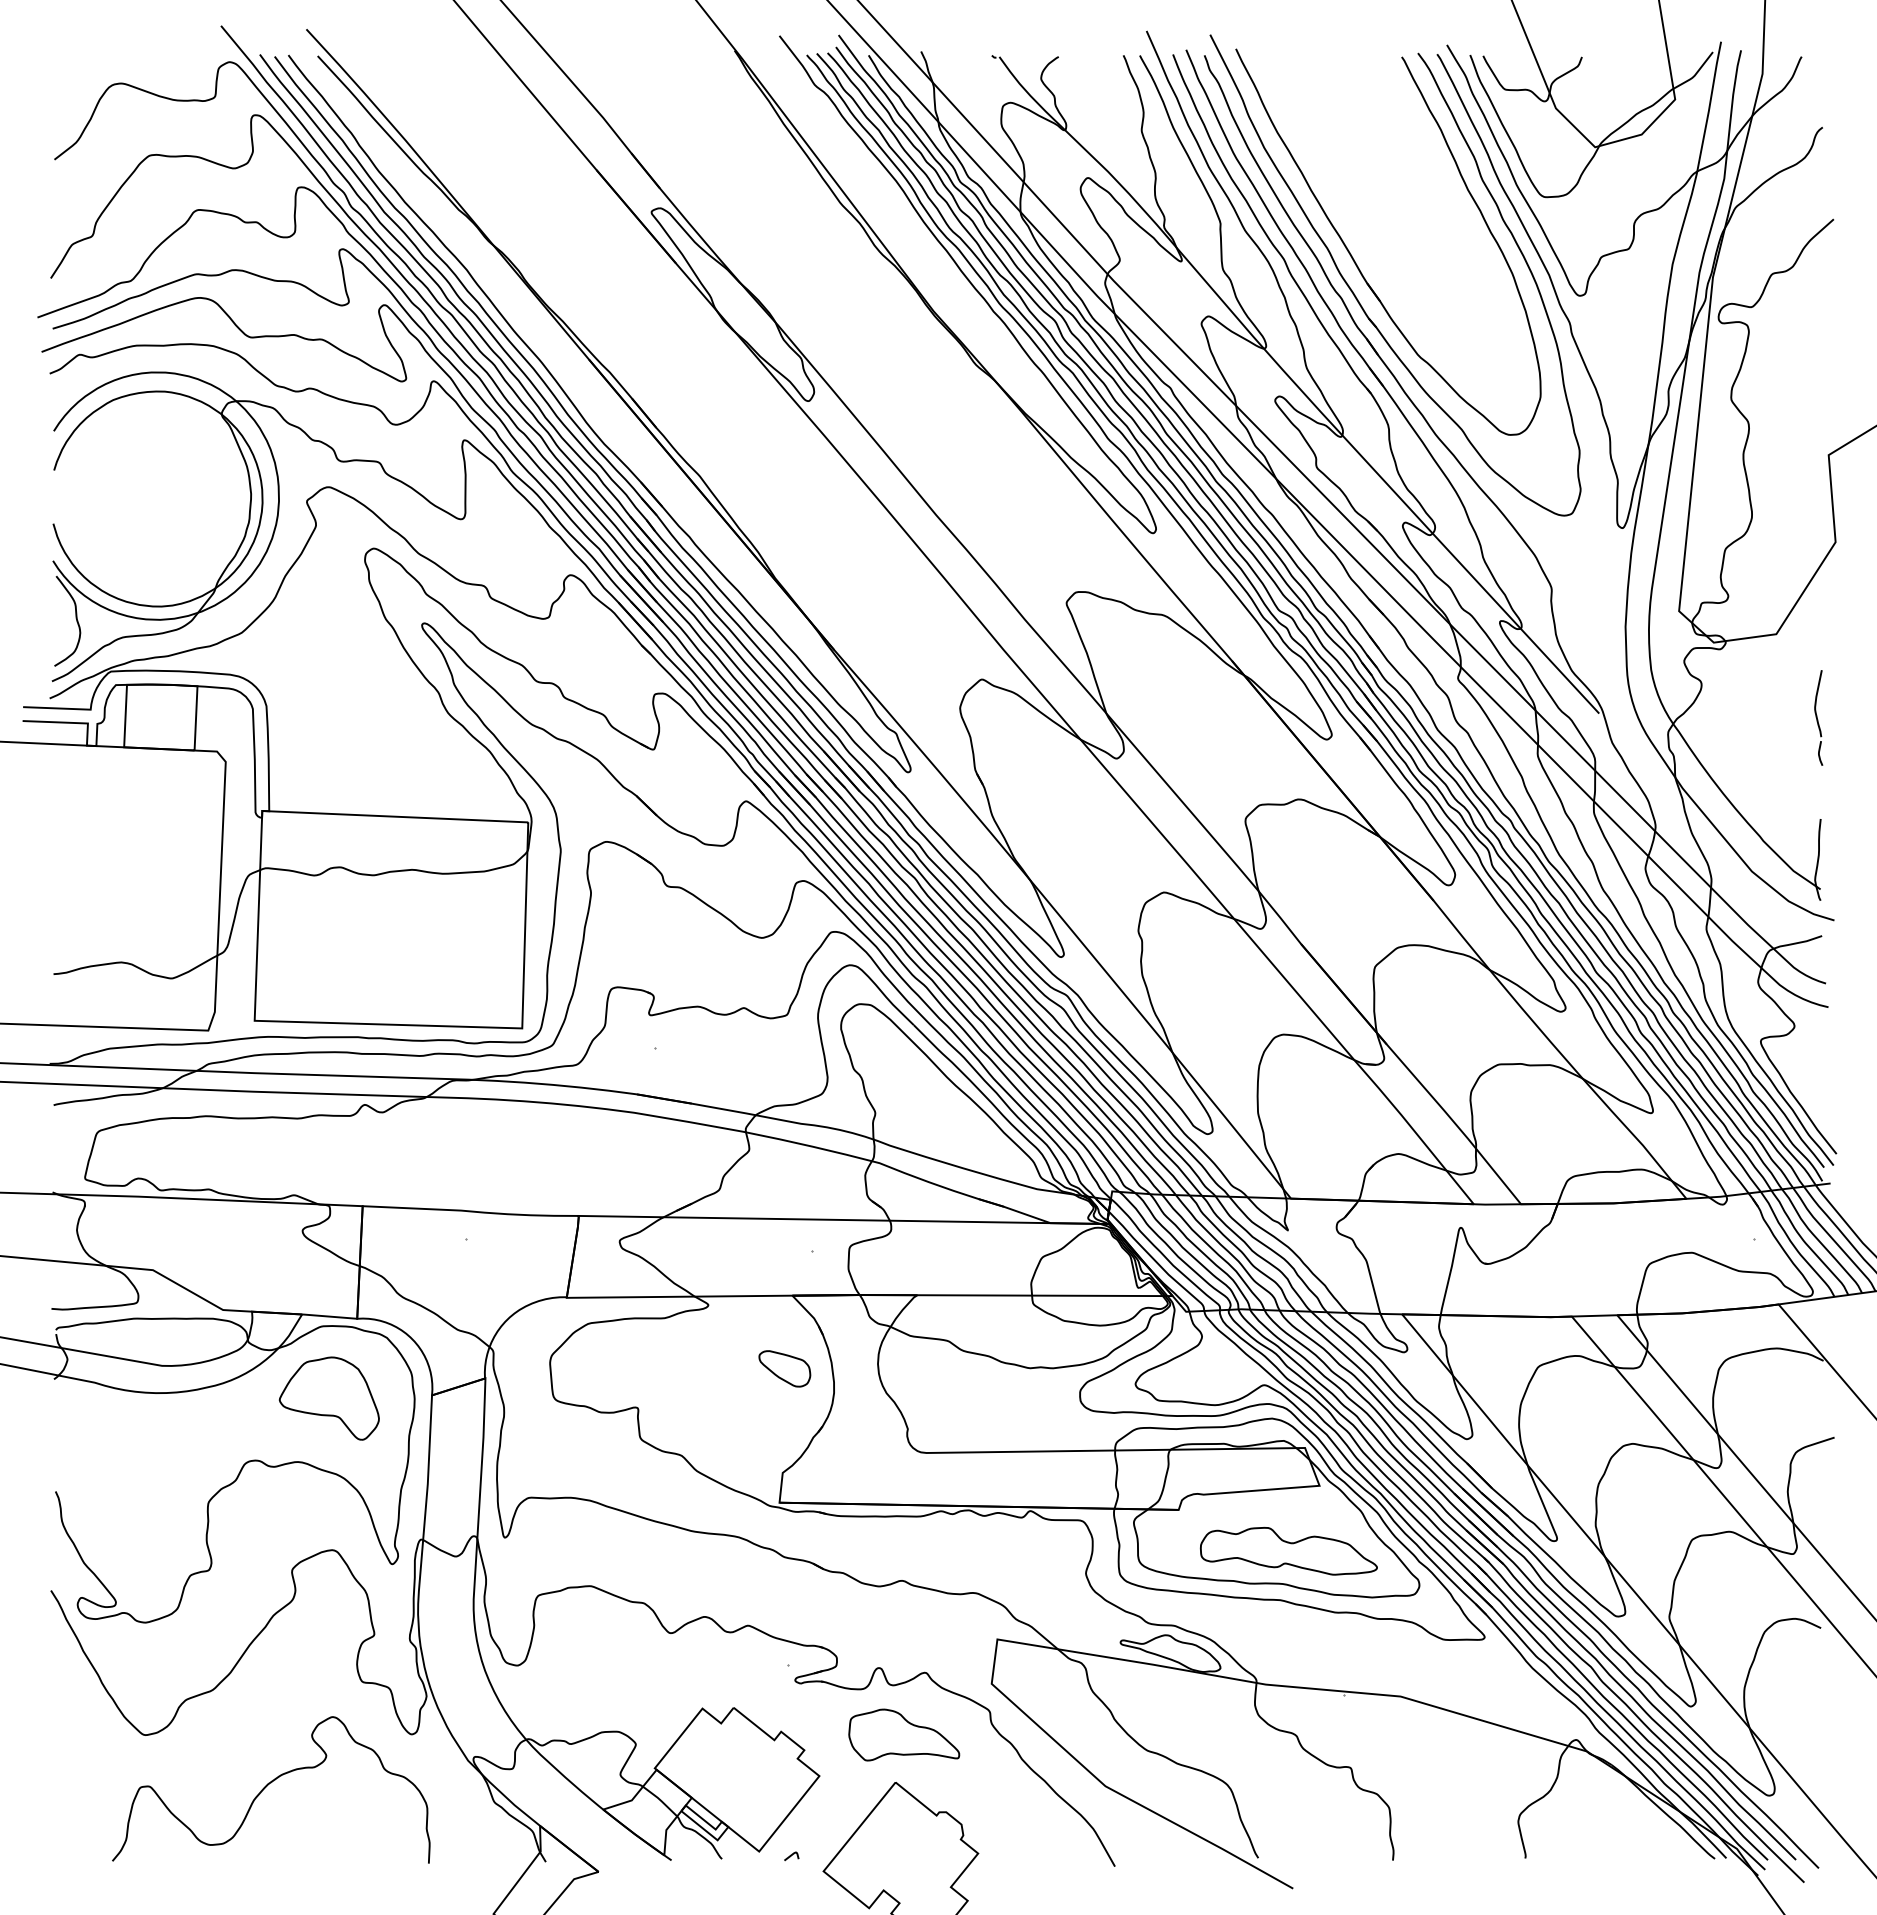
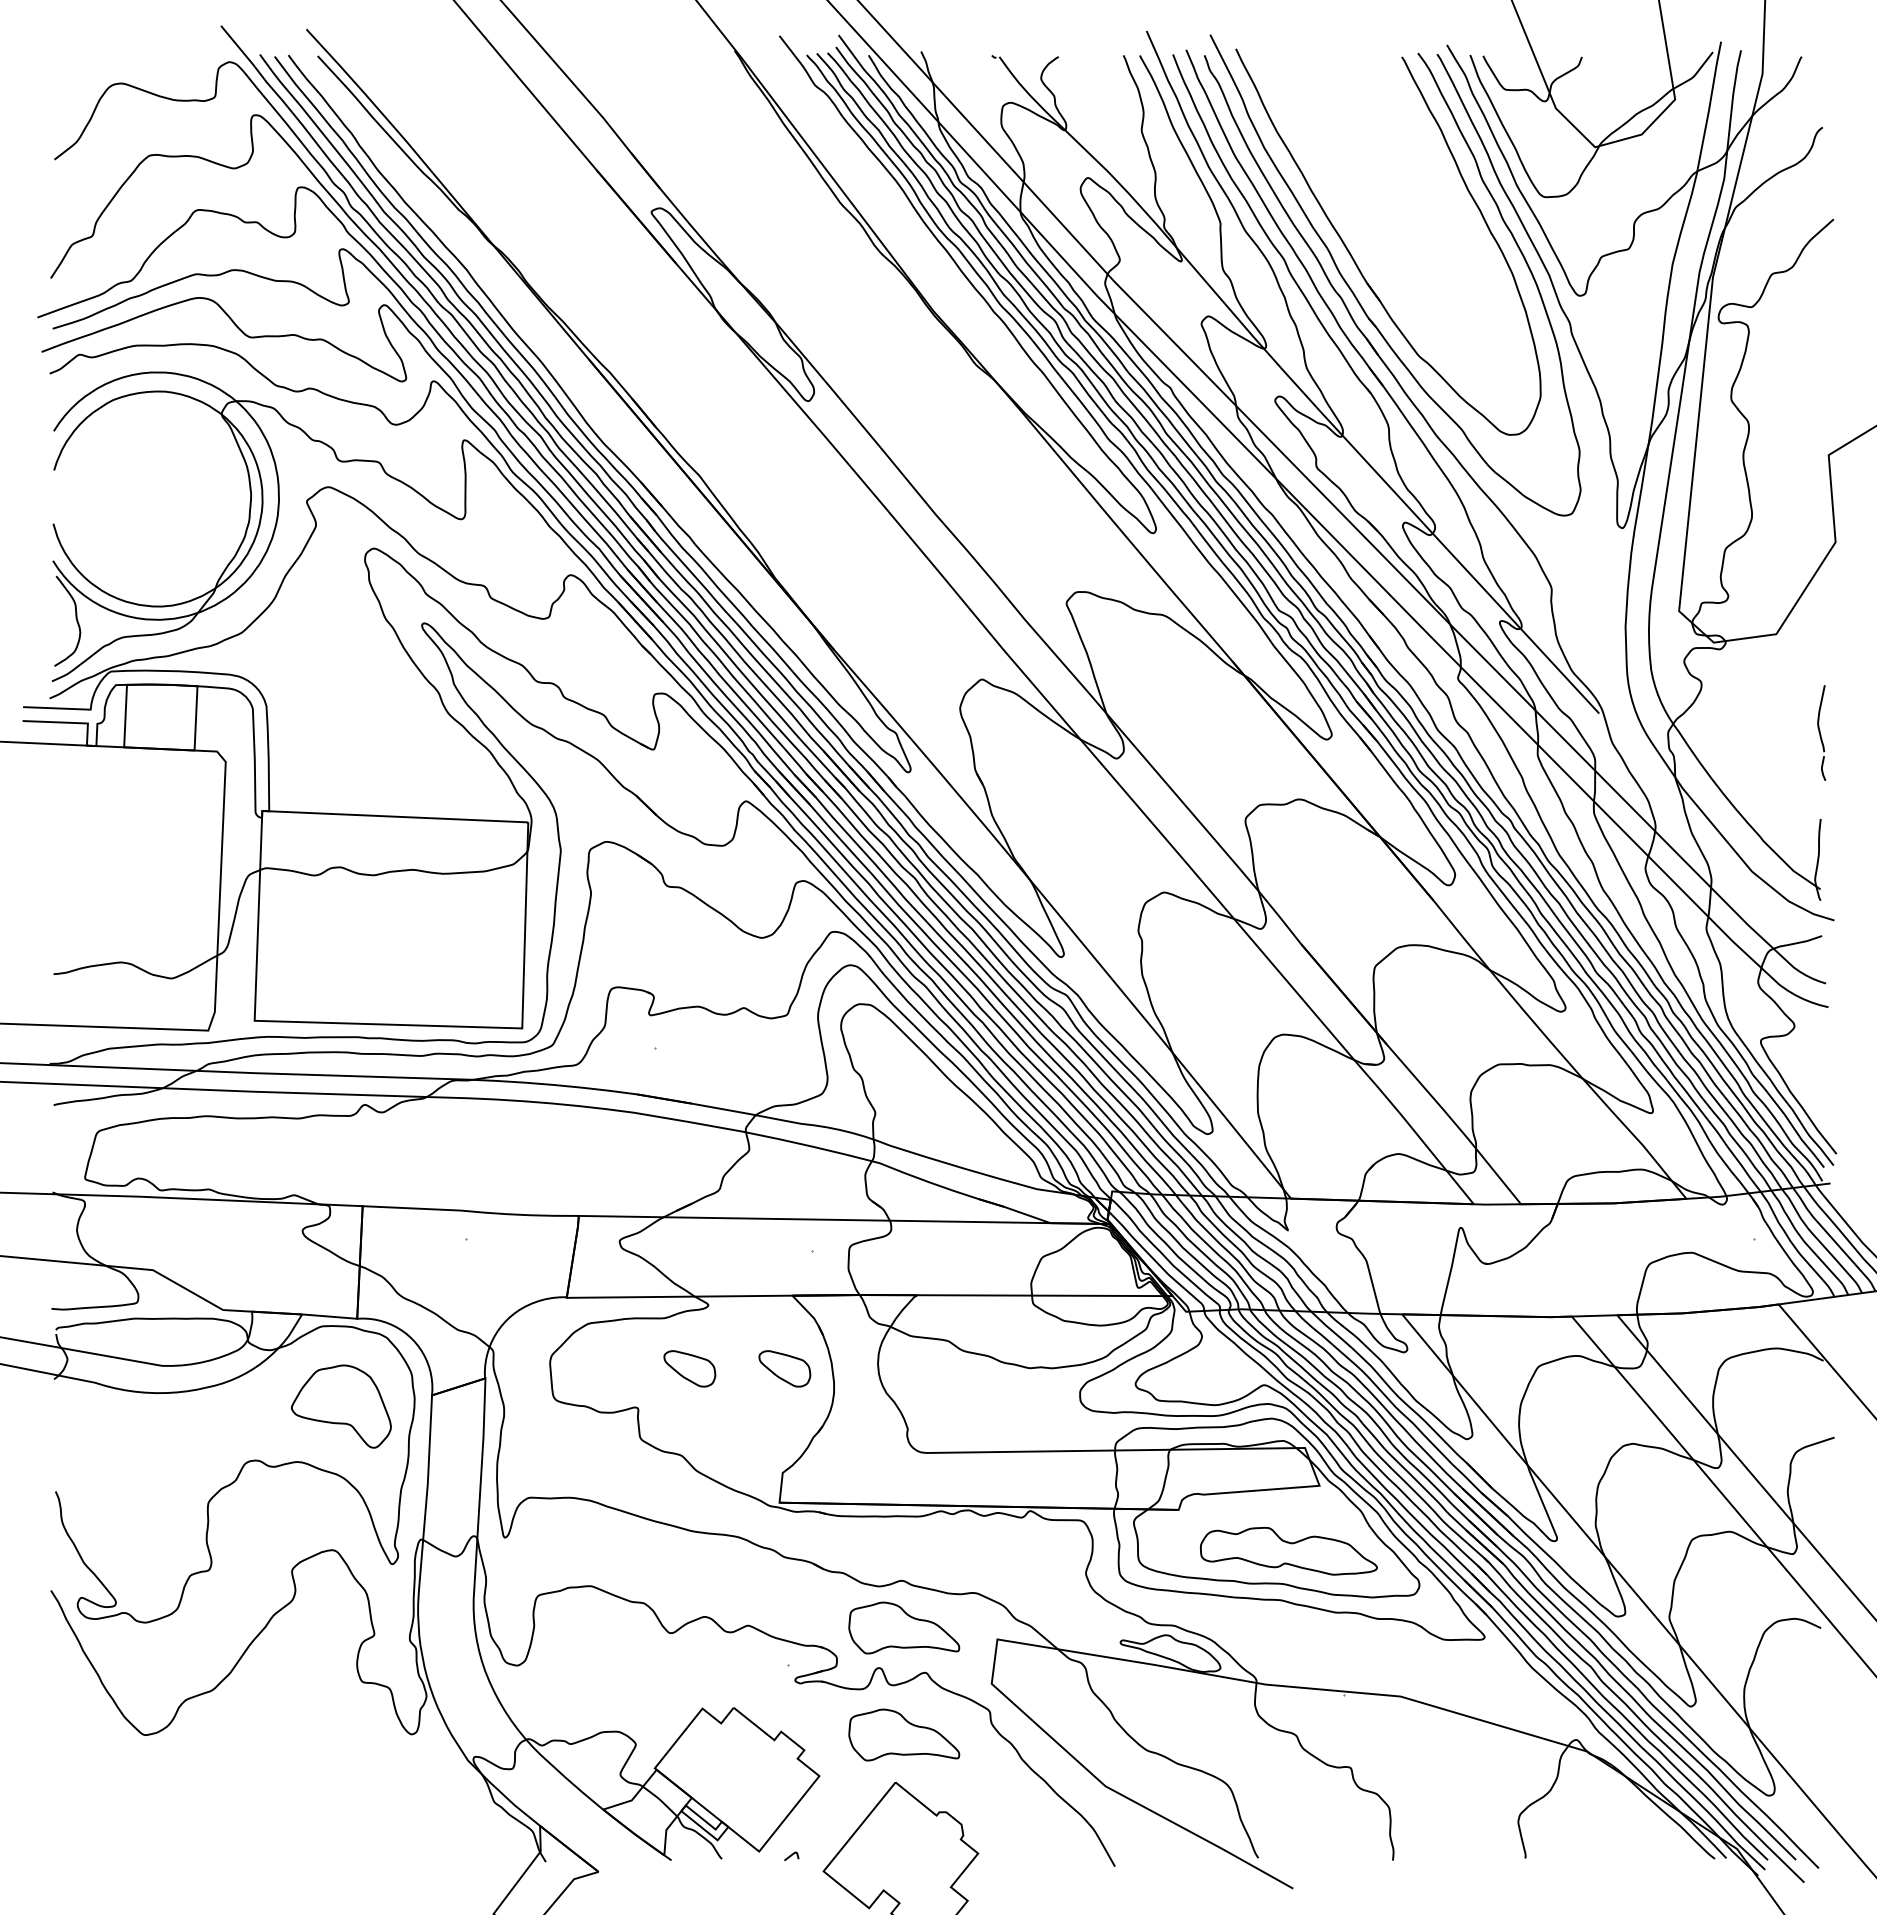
part position: (1818, 717) -> (1821, 732) (1821, 732)
part: none -> present (689, 1368)
part position: (328, 1398) -> (340, 1406) (340, 1406)
part: none -> present (904, 1627)
curve: present -> none (268, 1785)
